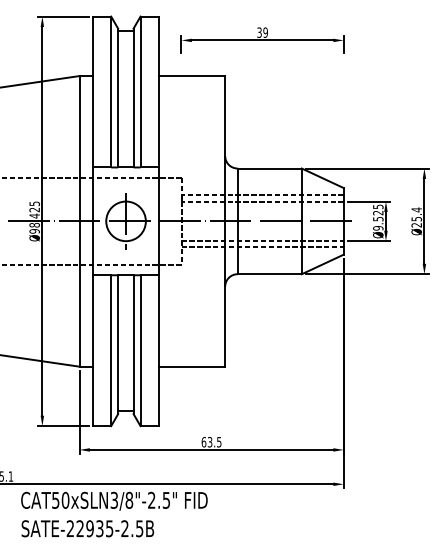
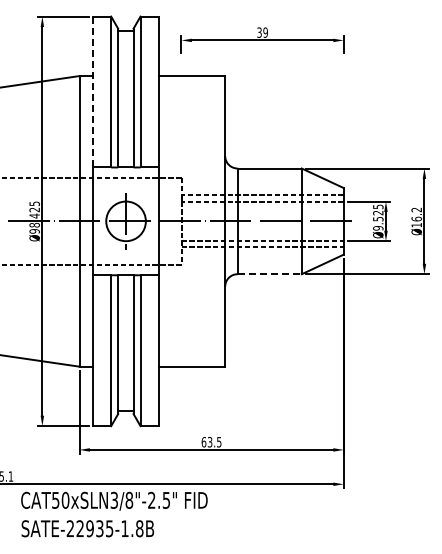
line: solid -> dashed (92, 92)
text: Ø25.4 -> Ø16.2 (416, 217)
line: solid -> dashed (270, 274)
text: SATE-22935-2.5B -> SATE-22935-1.8B (132, 528)
